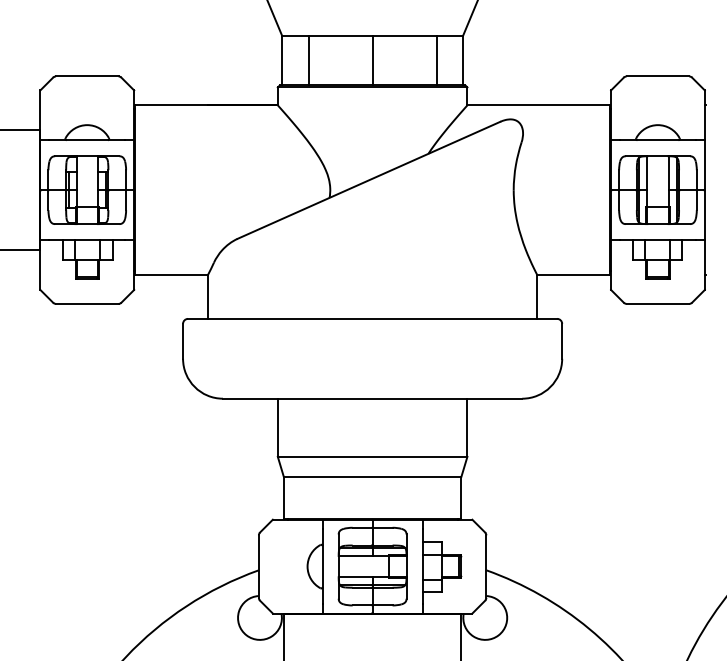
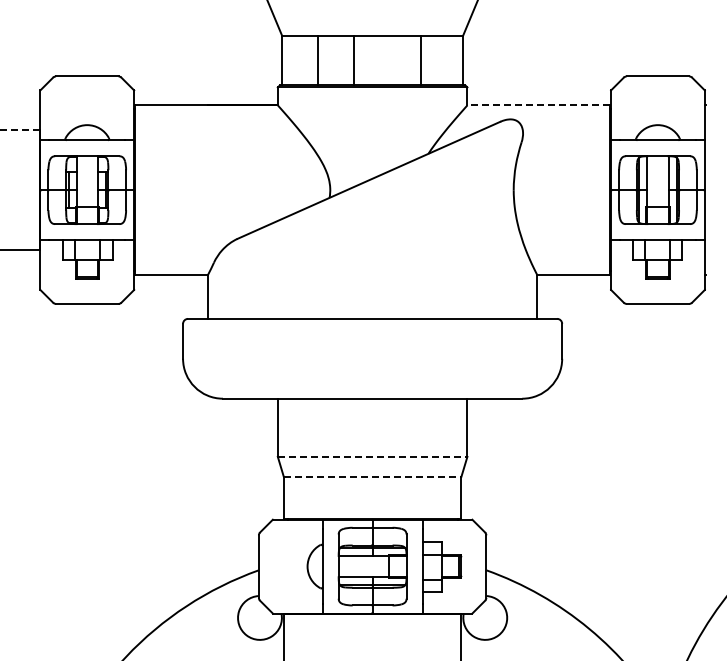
line position: (308, 60) -> (317, 60) (317, 60)
line position: (372, 60) -> (353, 60) (353, 60)
line position: (436, 60) -> (420, 60) (420, 60)
line: solid -> dashed (538, 105)
line: solid -> dashed (20, 130)
line: solid -> dashed (372, 456)
line: solid -> dashed (372, 476)
